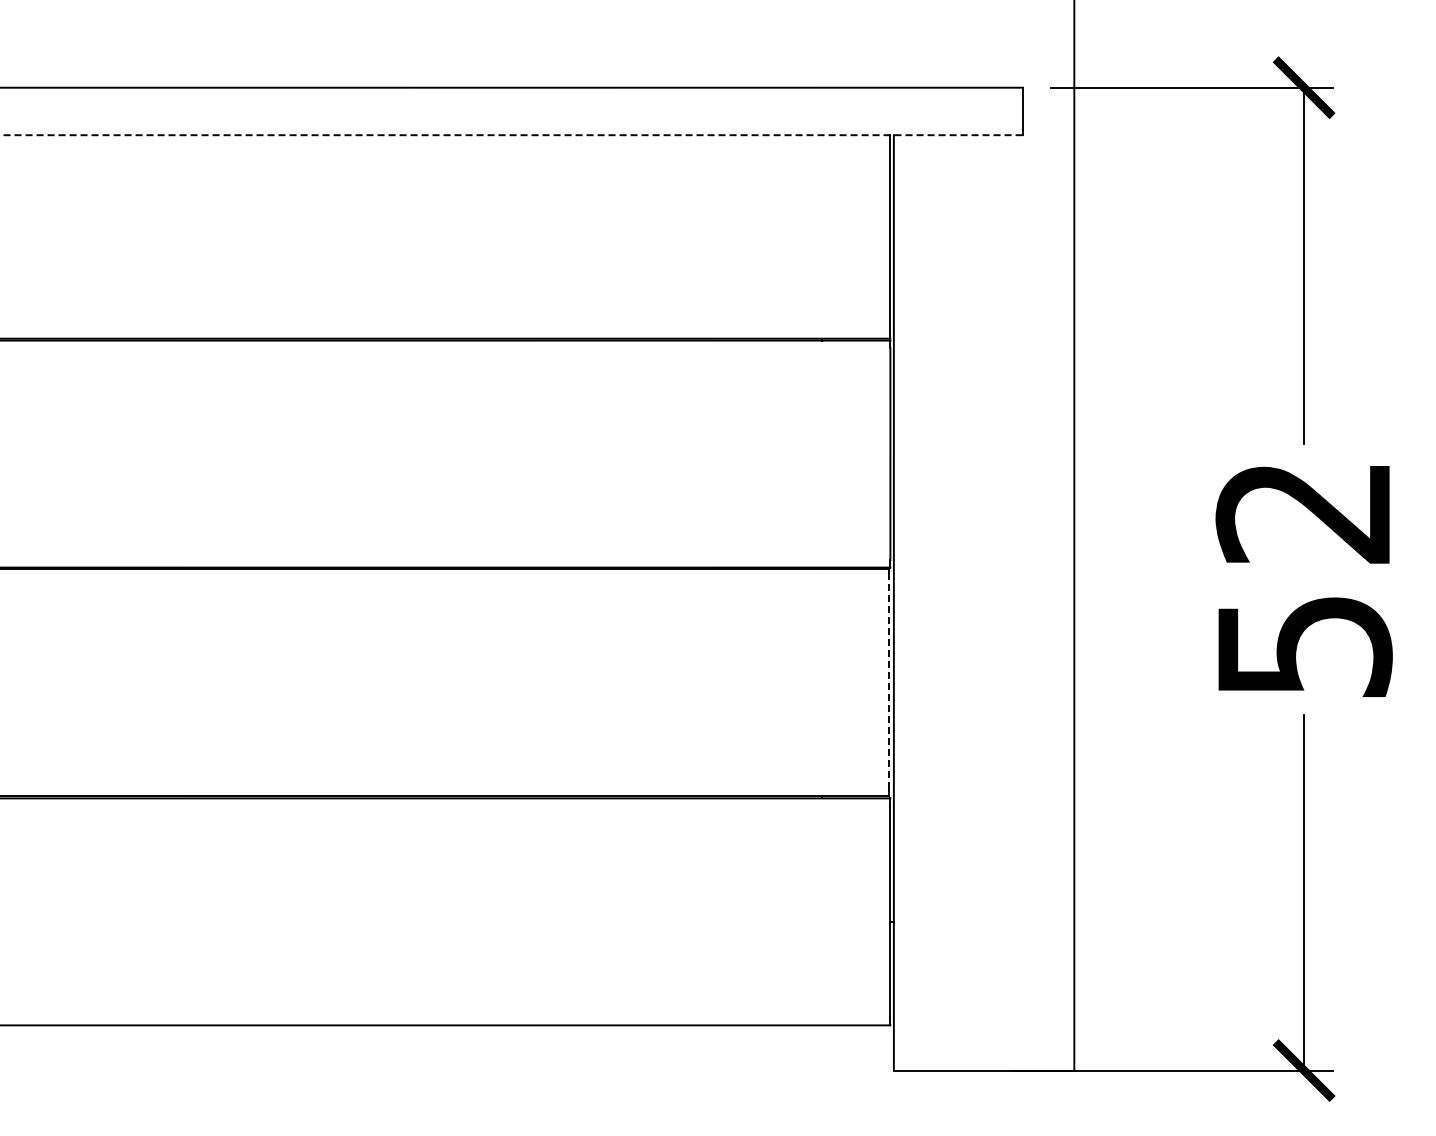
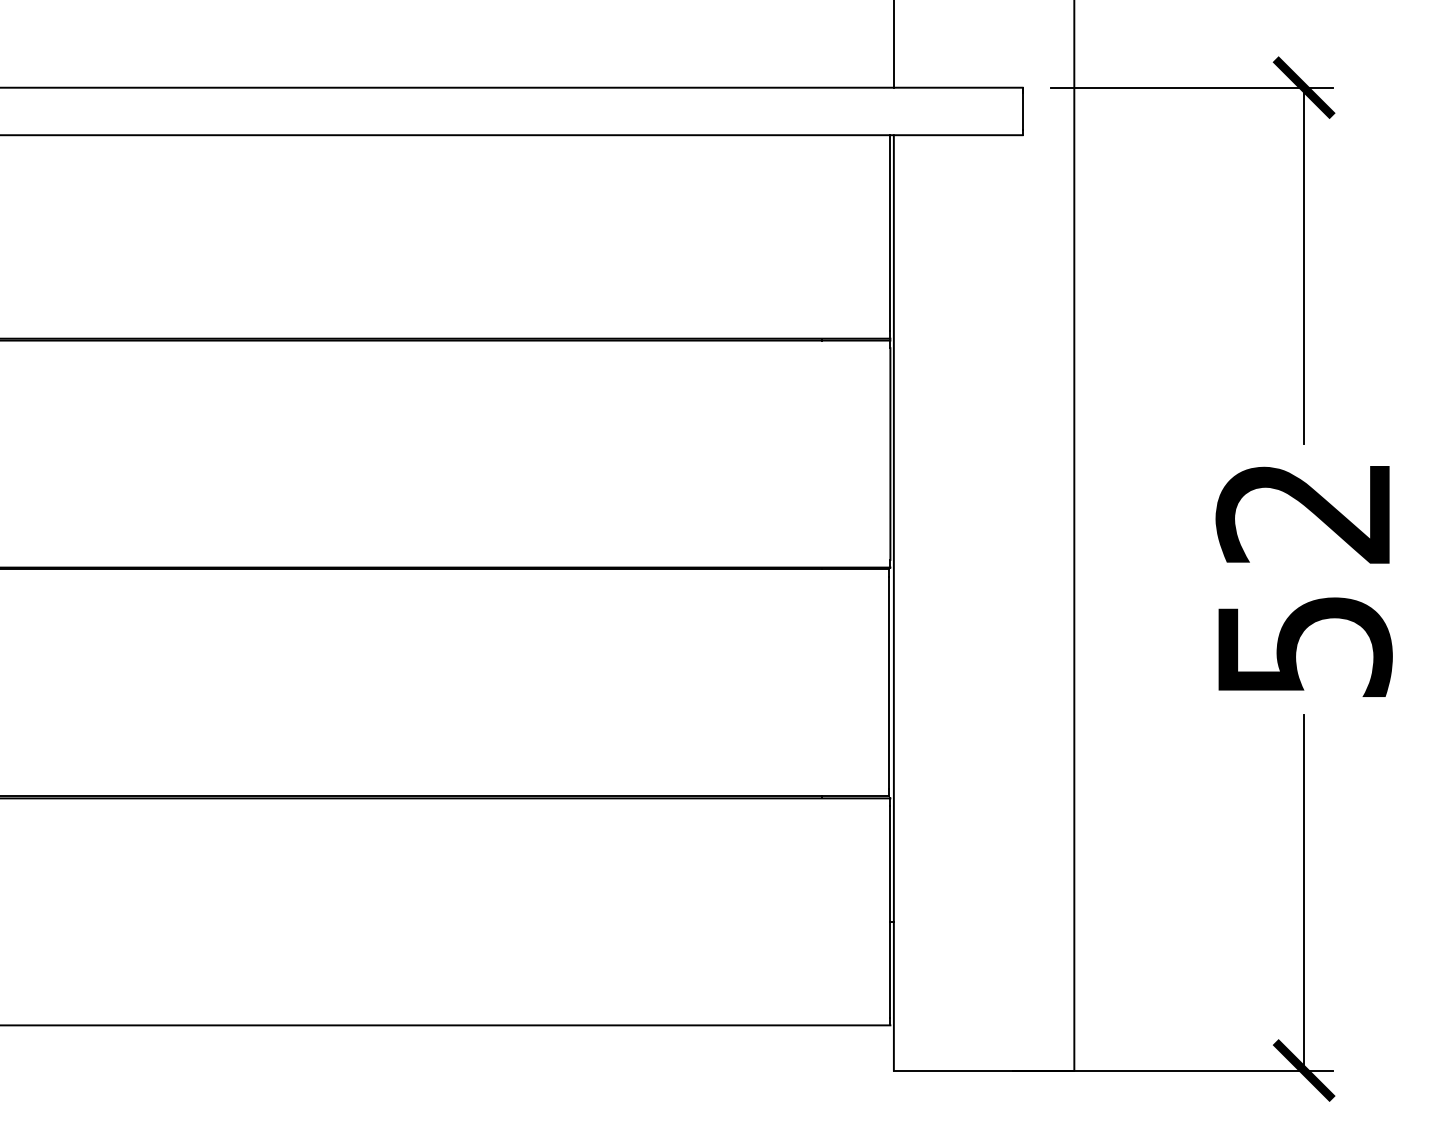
line: none -> present (893, 44)
line: dashed -> solid (511, 135)
line: dashed -> solid (888, 682)
